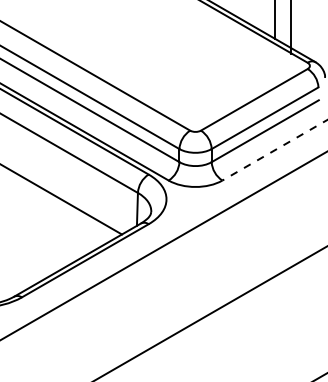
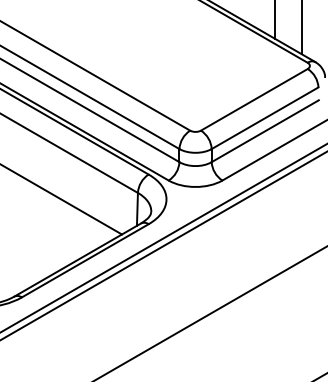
line position: (291, 28) -> (302, 28) (302, 28)
line: dashed -> solid (275, 150)
line: none -> present (163, 238)
